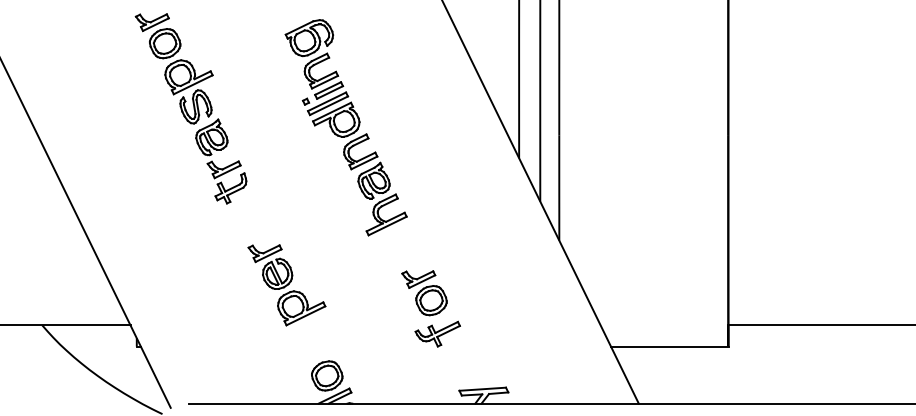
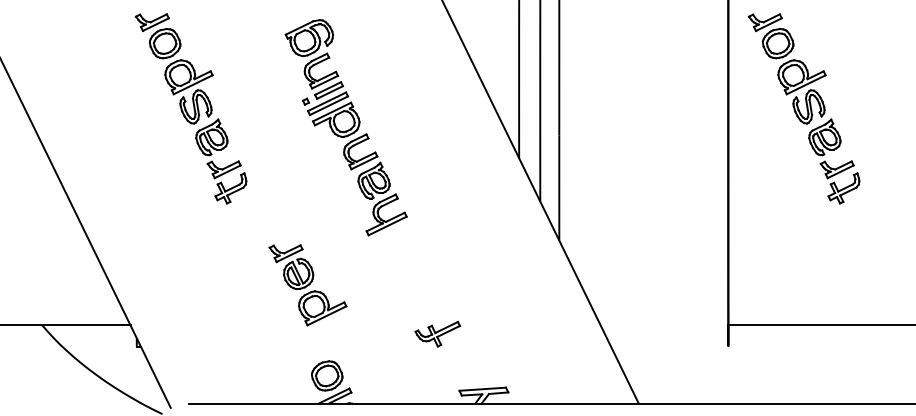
part: none -> present (803, 108)
part position: (286, 285) -> (307, 285) (307, 285)
part: present -> none (424, 293)
line: present -> none (669, 346)
